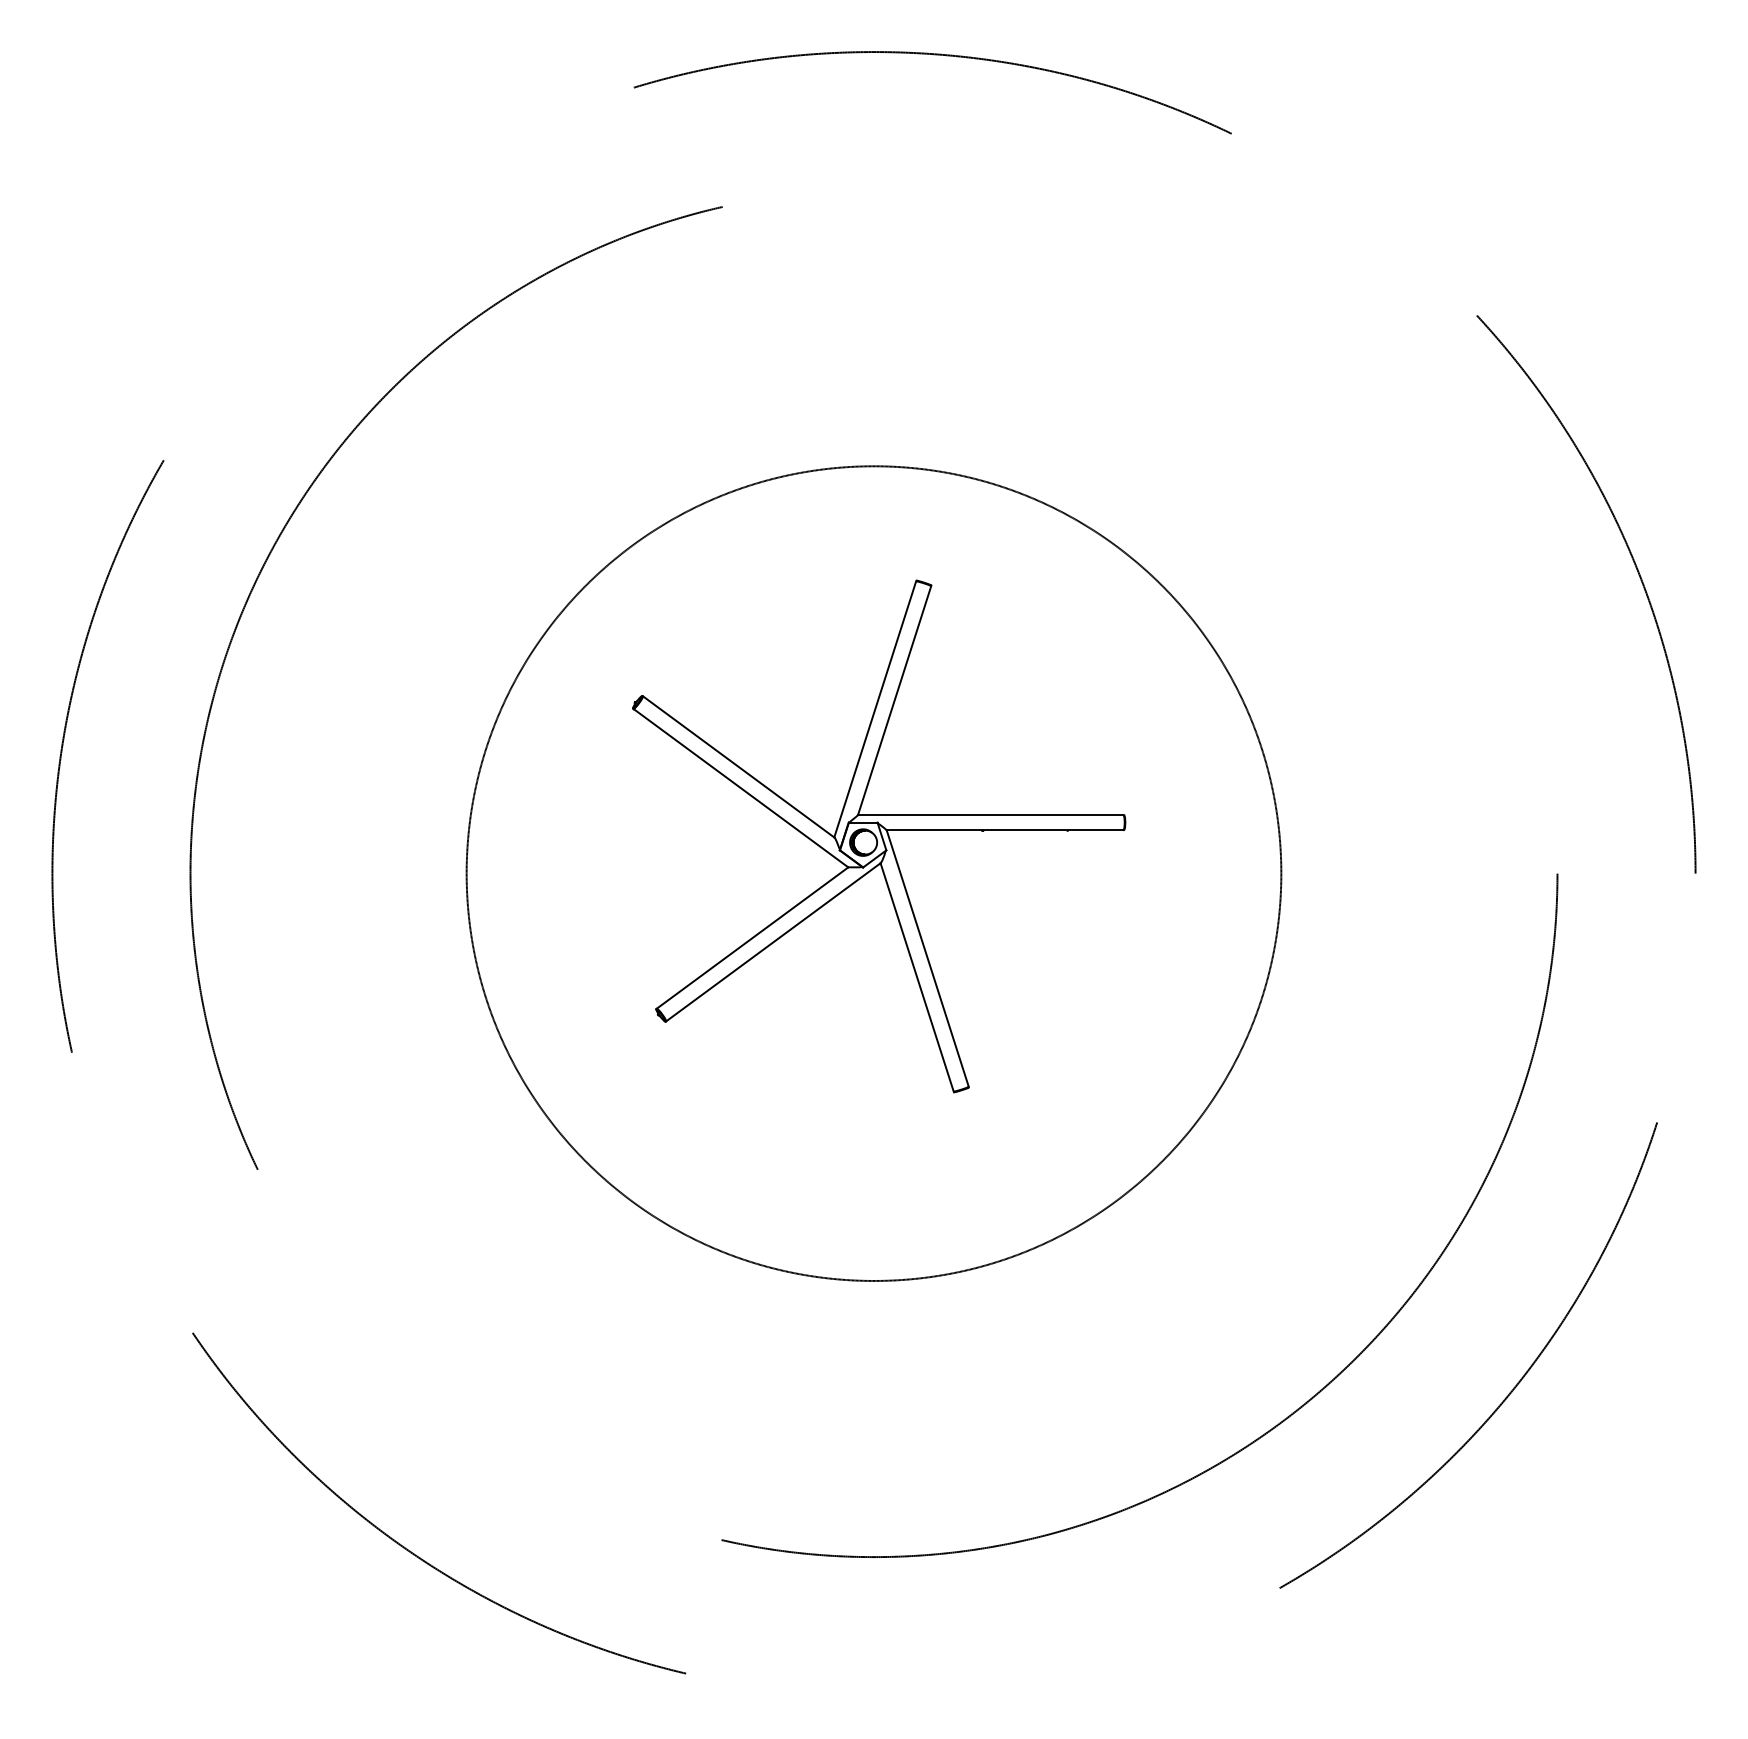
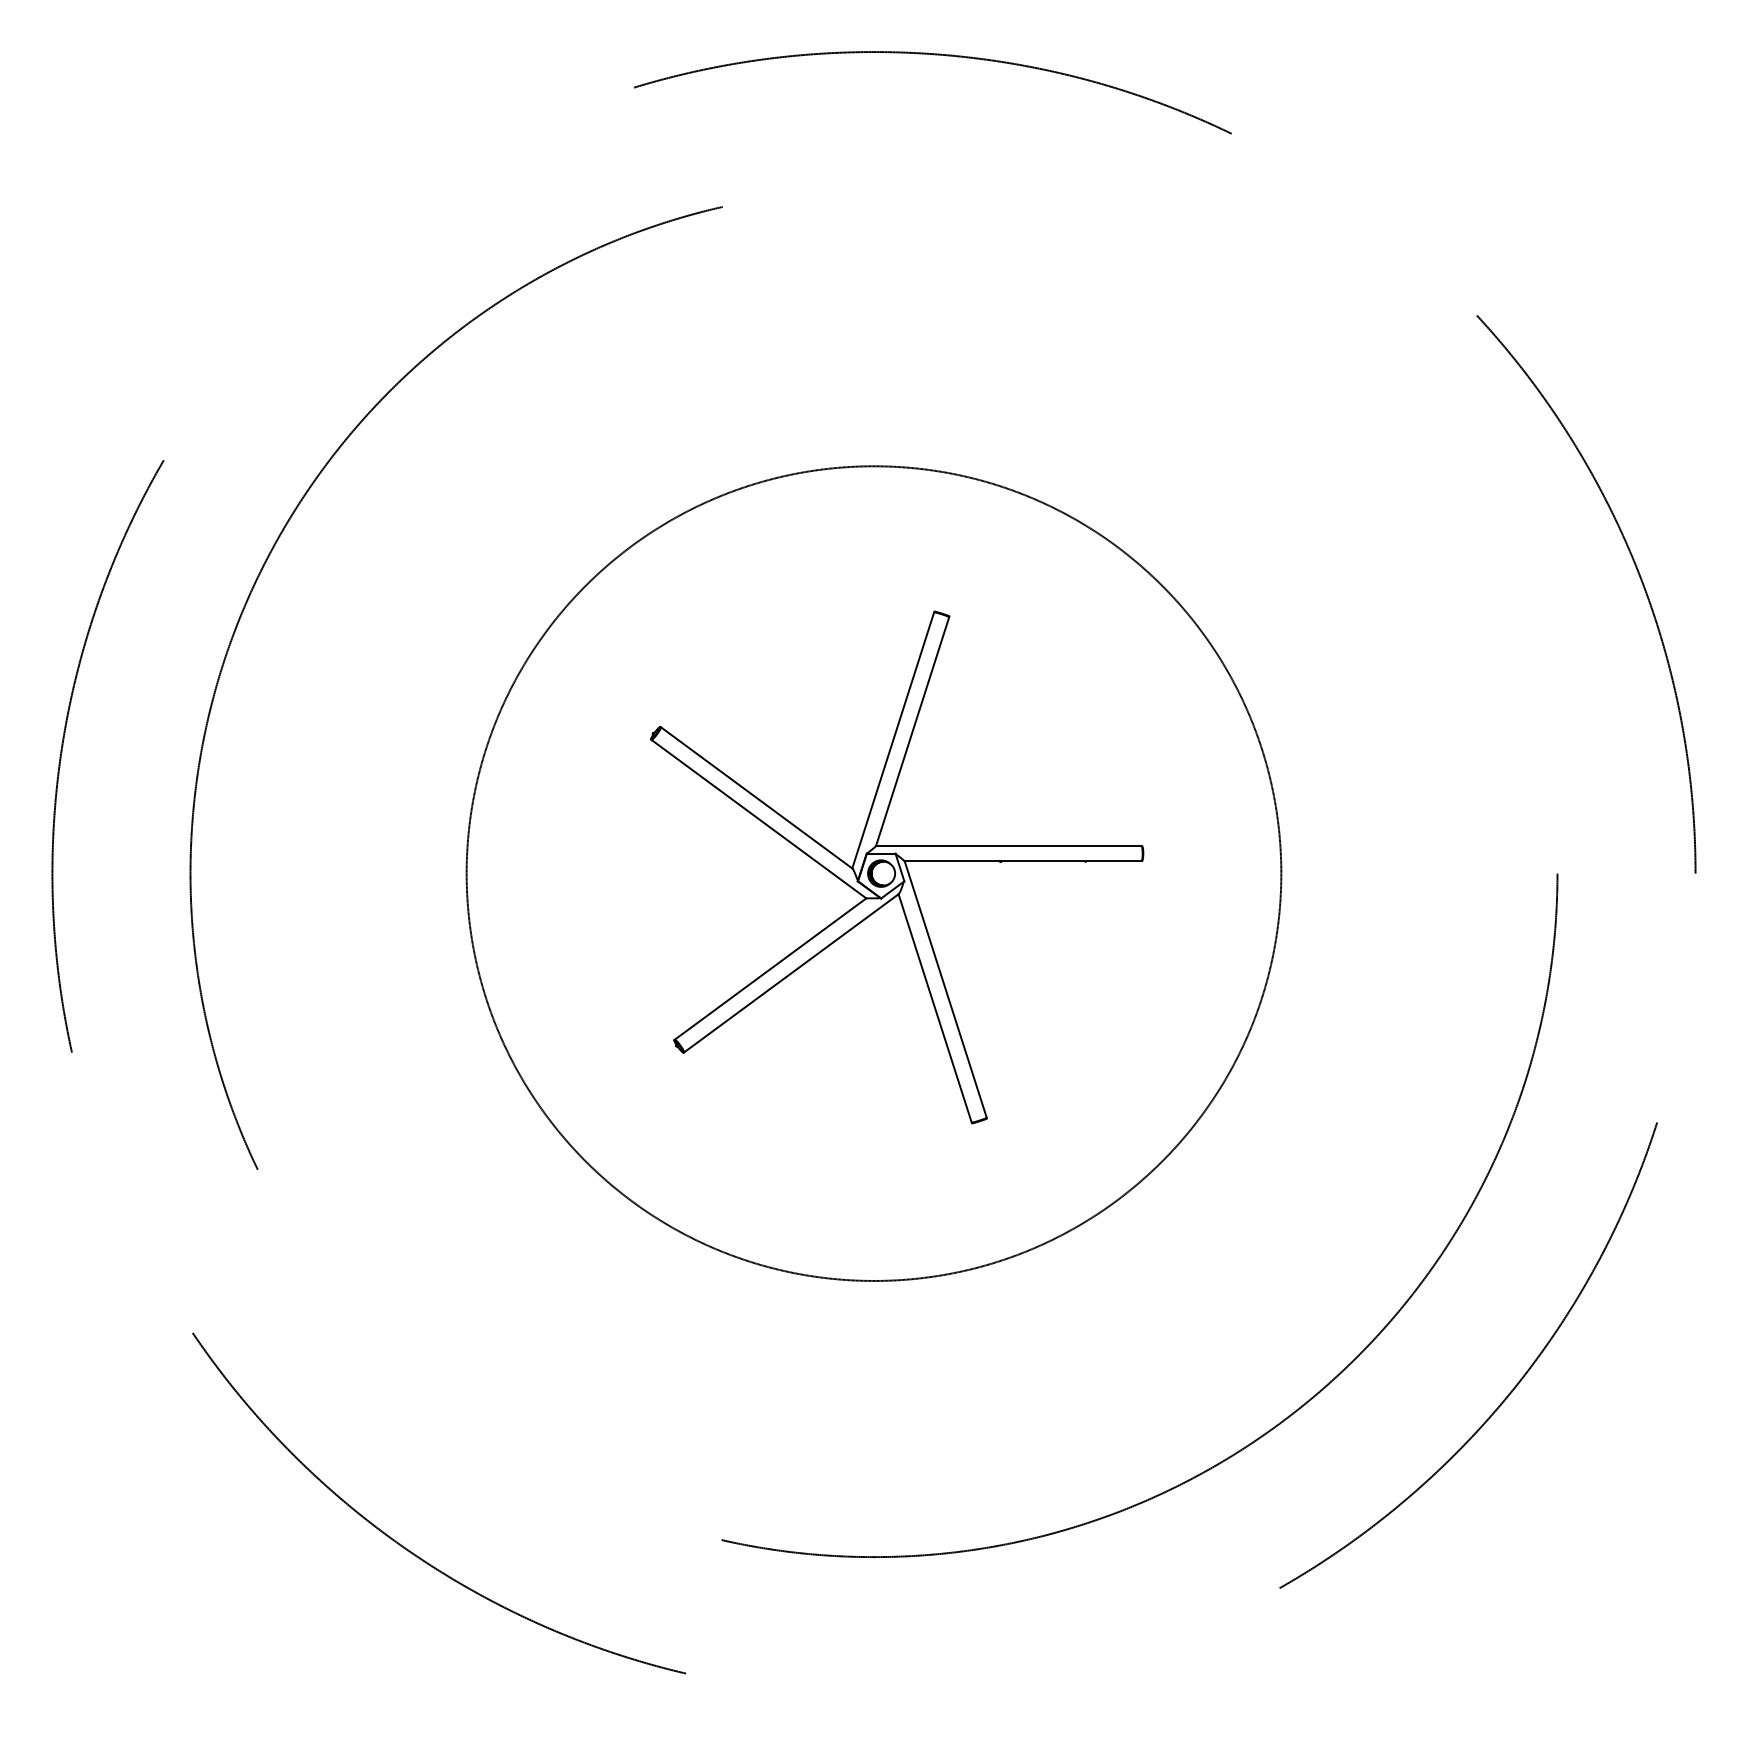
part position: (879, 836) -> (897, 867) (897, 867)
